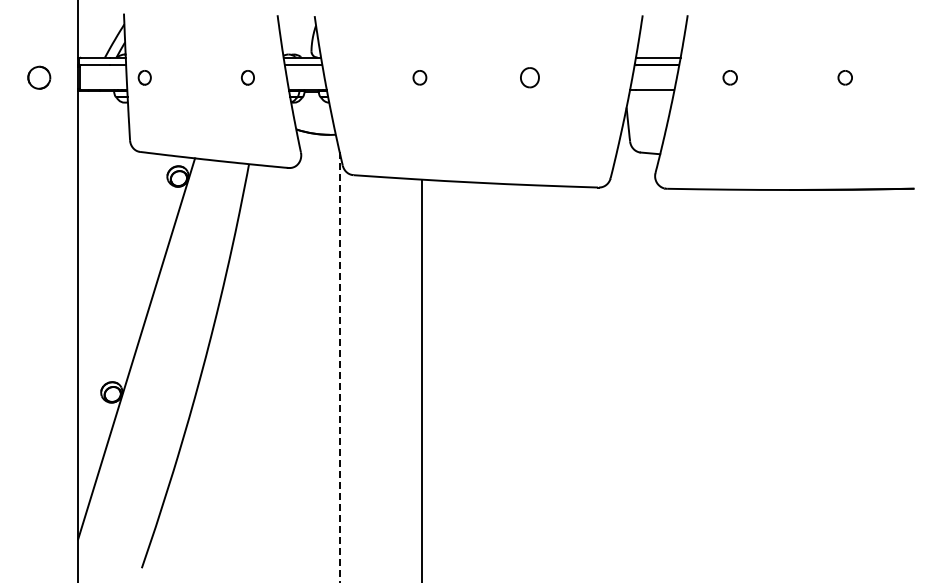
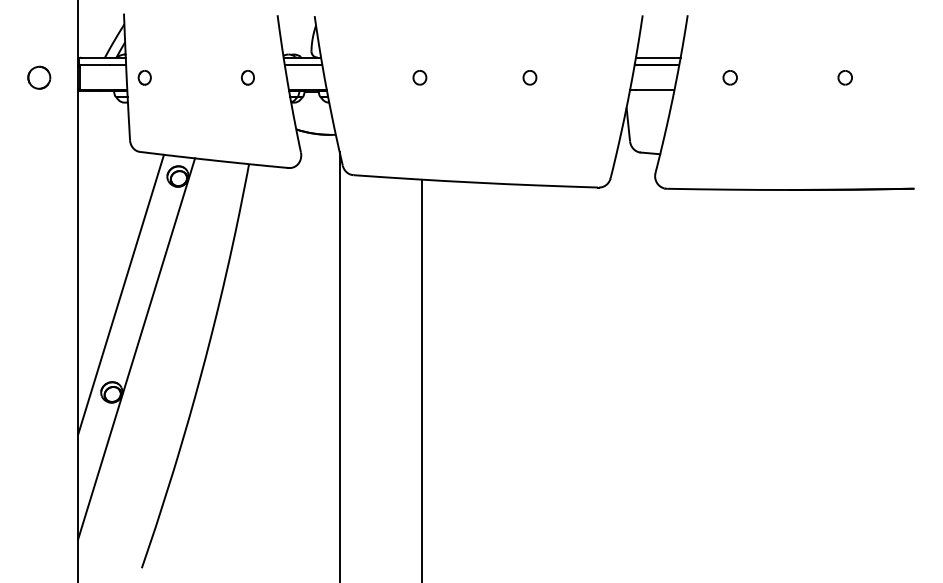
part size: 20x22 px -> 16x16 px (529, 77)
line: none -> present (121, 294)
line: dashed -> solid (339, 367)
